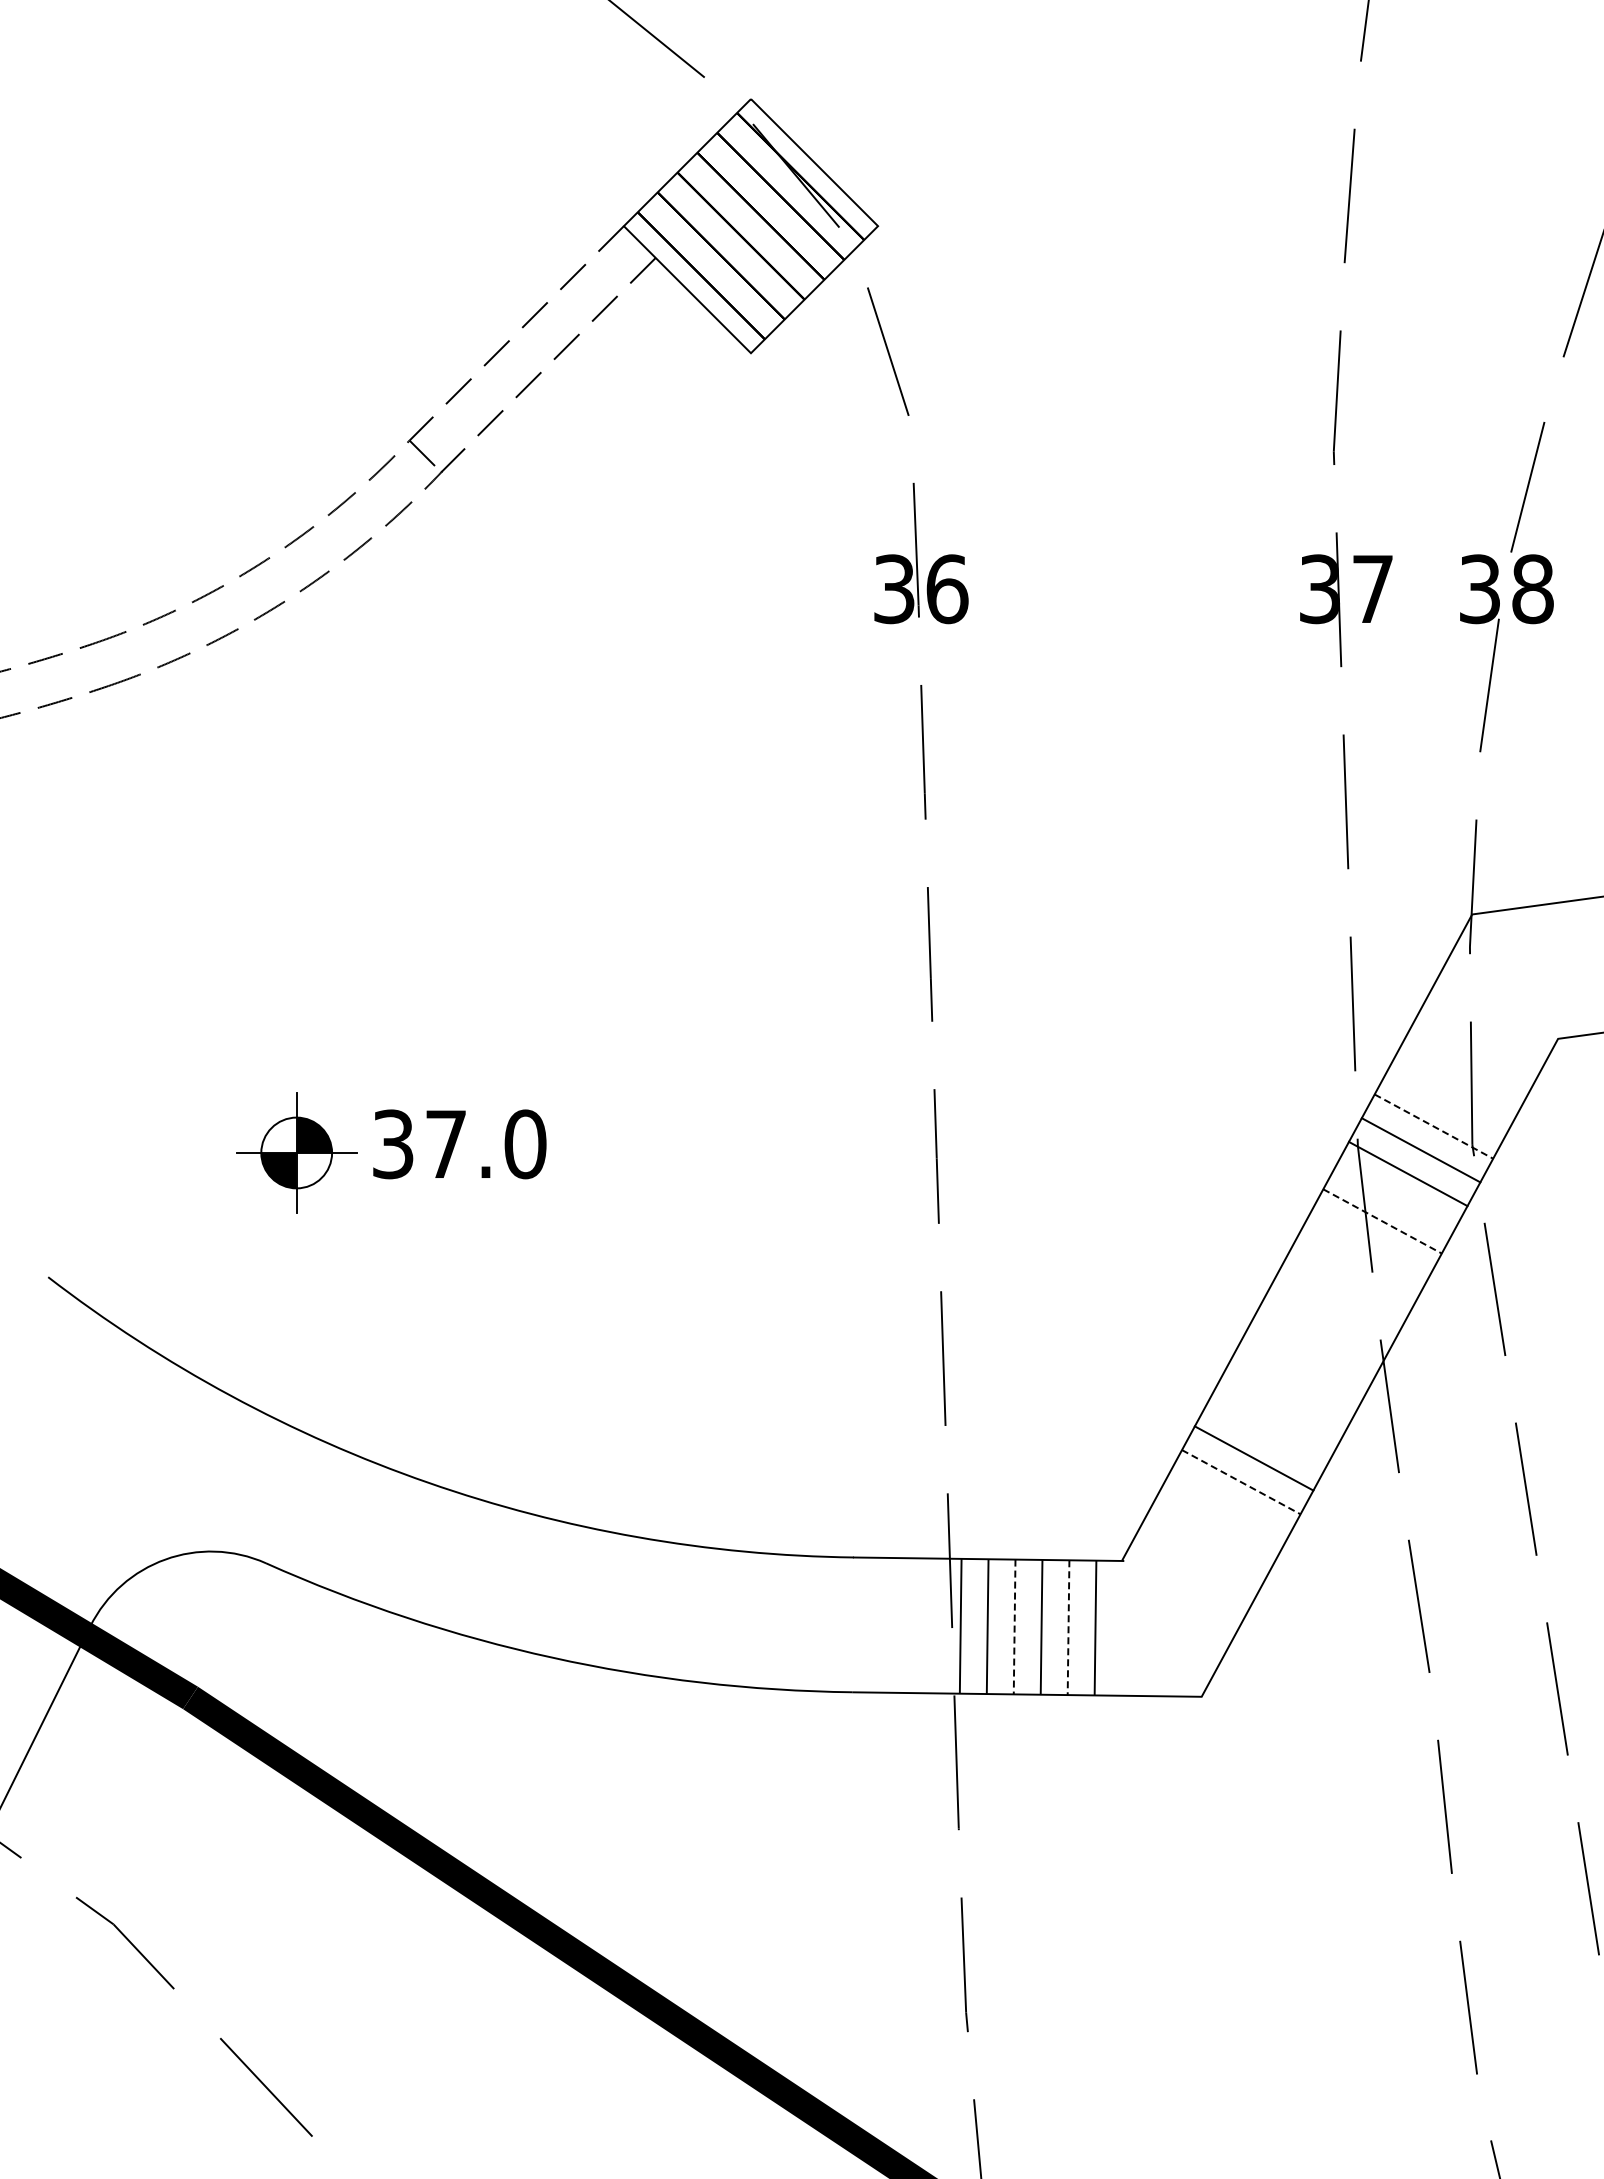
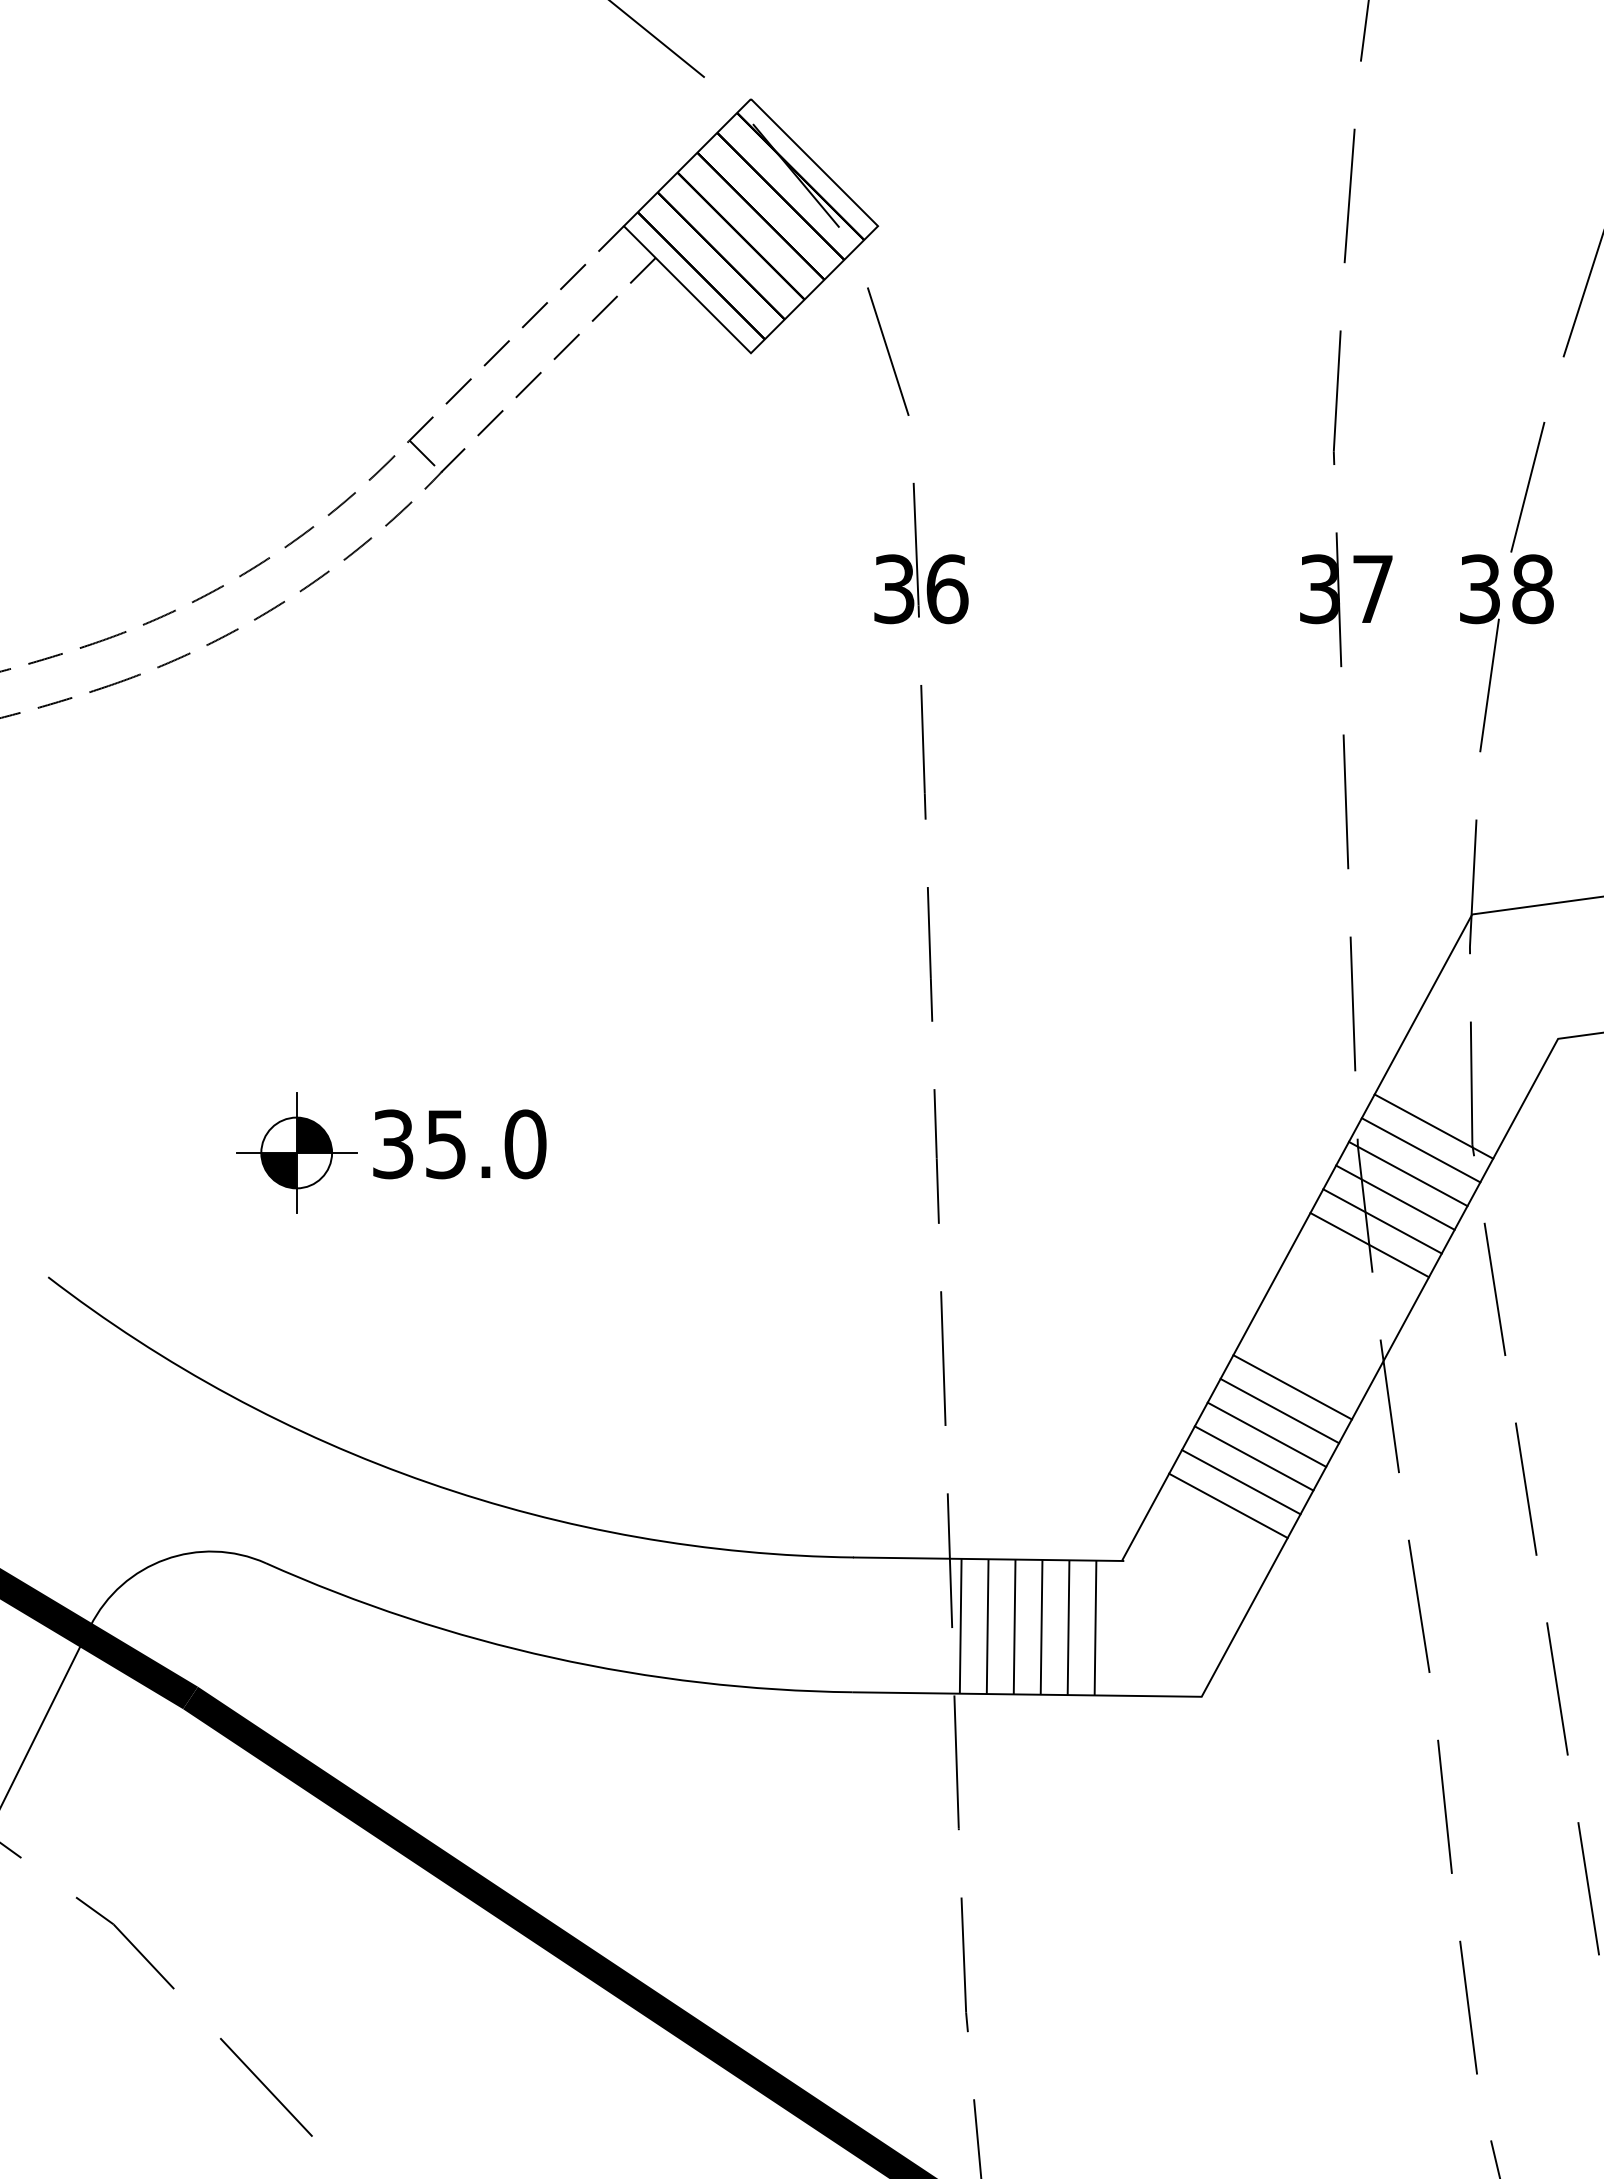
line: dashed -> solid (1434, 1126)
text: 37.0 -> 35.0 (445, 1144)
line: none -> present (1395, 1197)
line: dashed -> solid (1382, 1221)
line: none -> present (1369, 1245)
line: none -> present (1292, 1387)
line: none -> present (1279, 1410)
line: none -> present (1266, 1434)
line: dashed -> solid (1241, 1482)
line: none -> present (1228, 1505)
line: dashed -> solid (1014, 1627)
line: dashed -> solid (1068, 1628)
